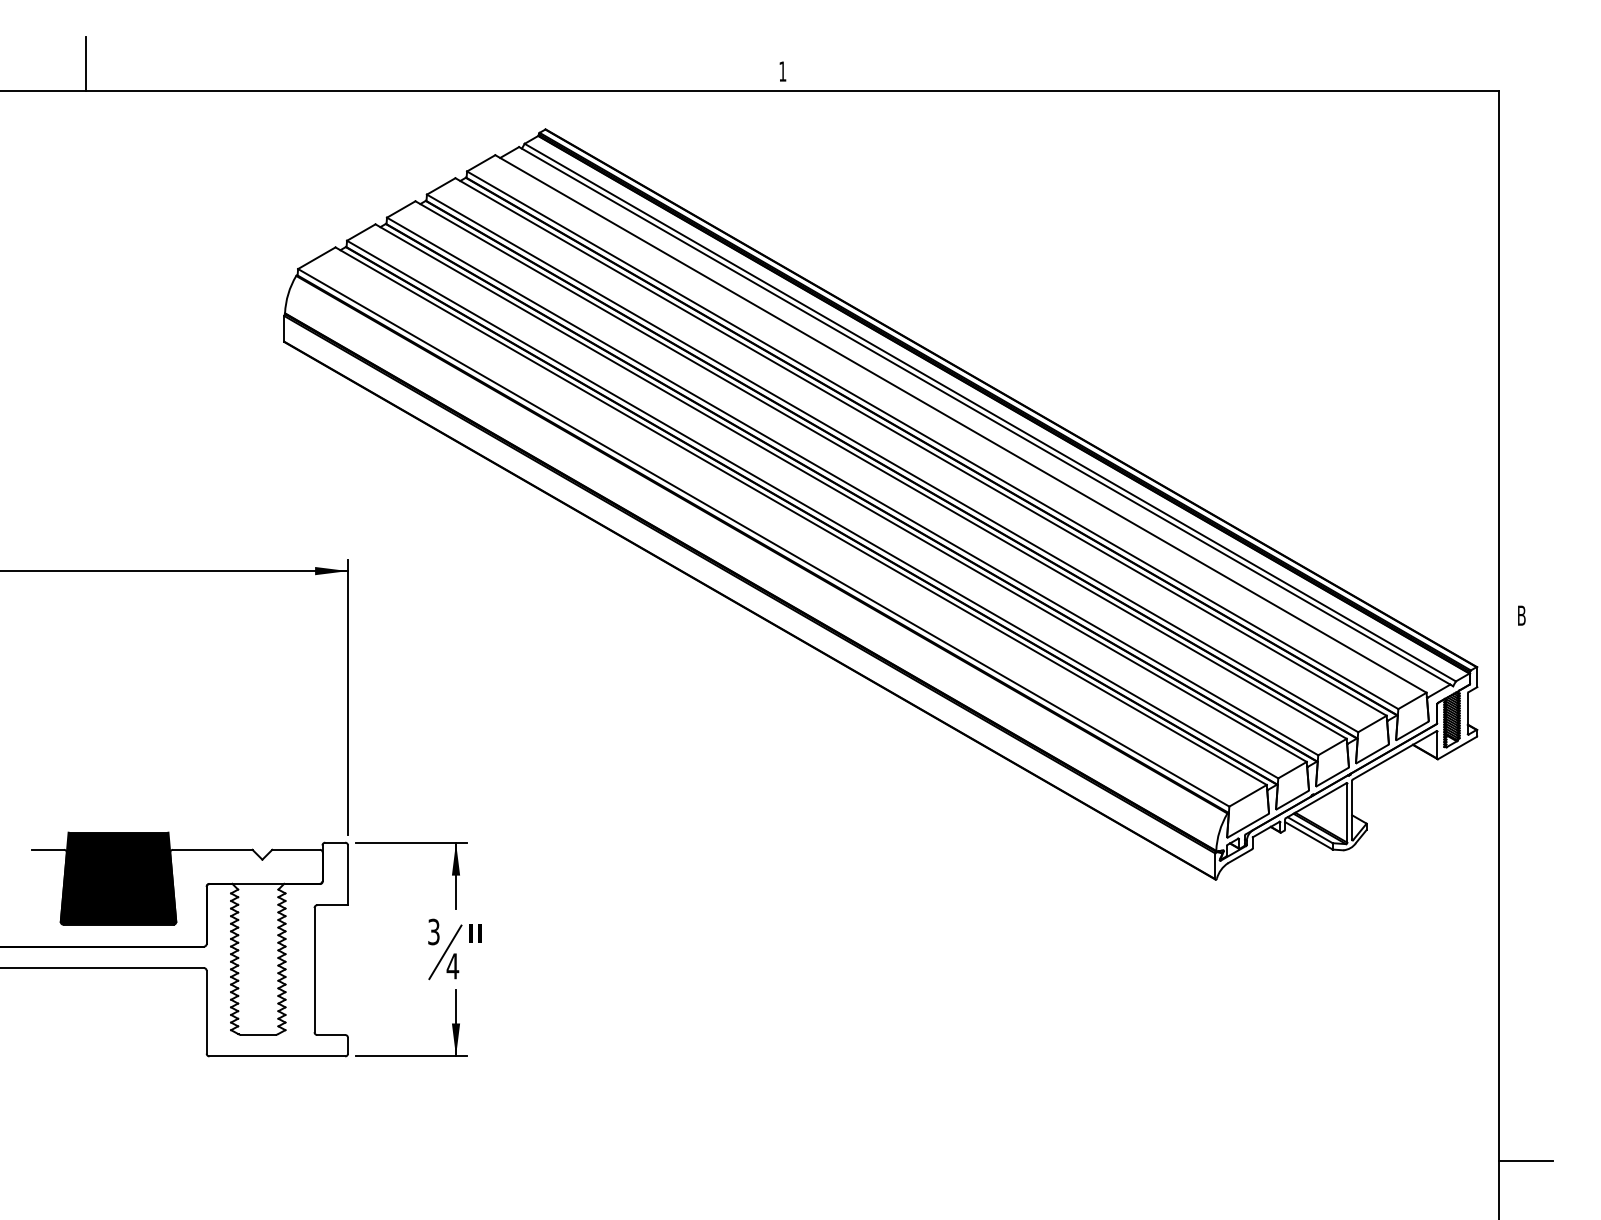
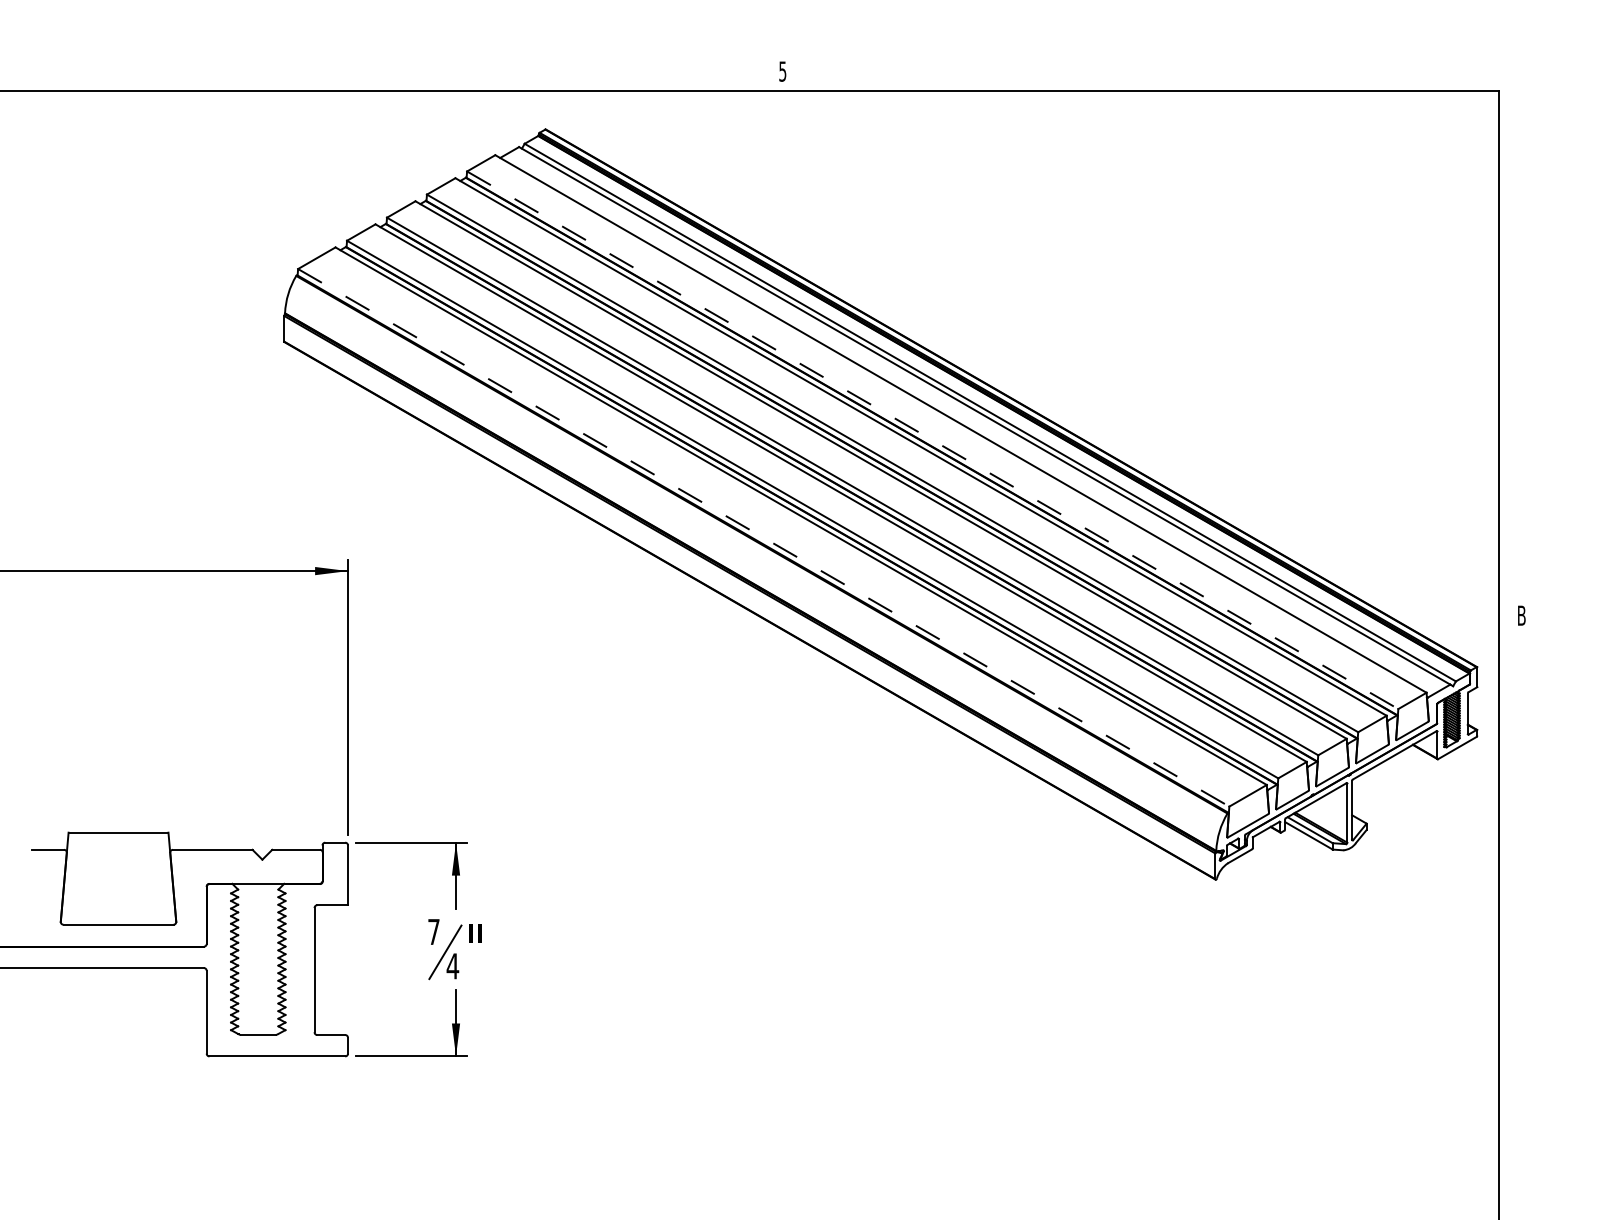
line: present -> none (85, 63)
text: 1 -> 5 (782, 71)
line: solid -> dashed (932, 440)
line: solid -> dashed (763, 537)
fill: present -> none (118, 878)
text: 3 -> 7 (433, 931)
line: present -> none (1525, 1160)
